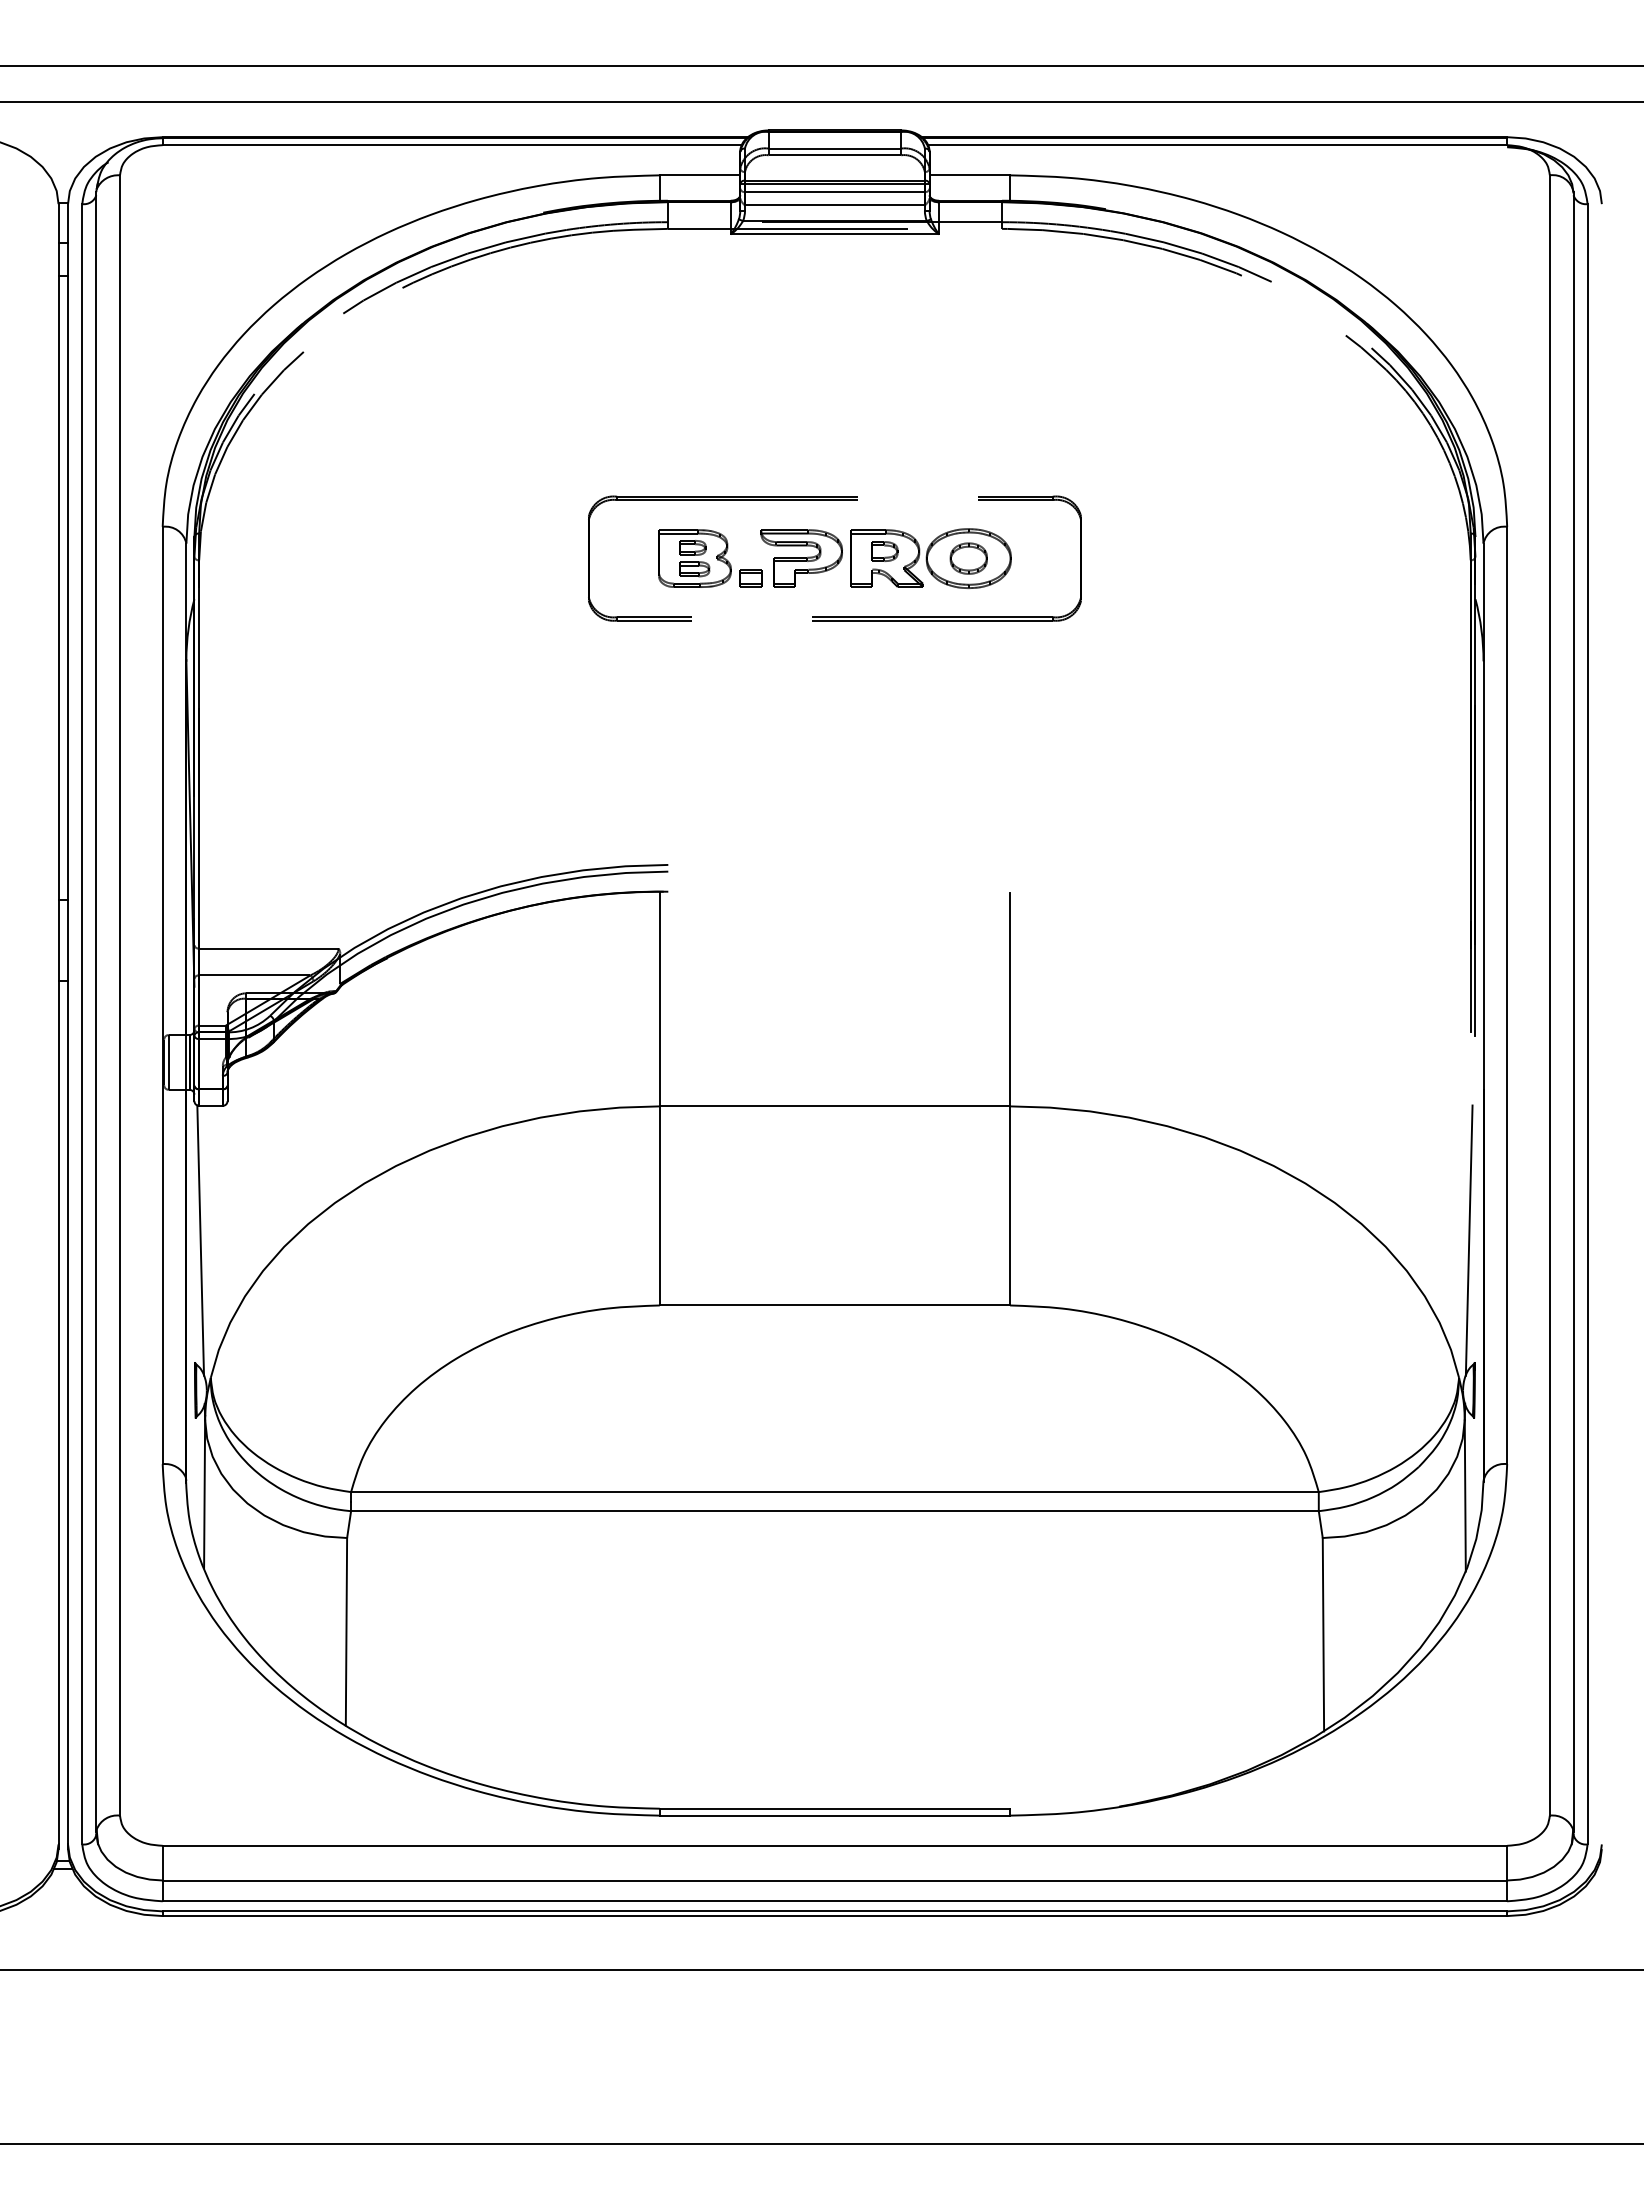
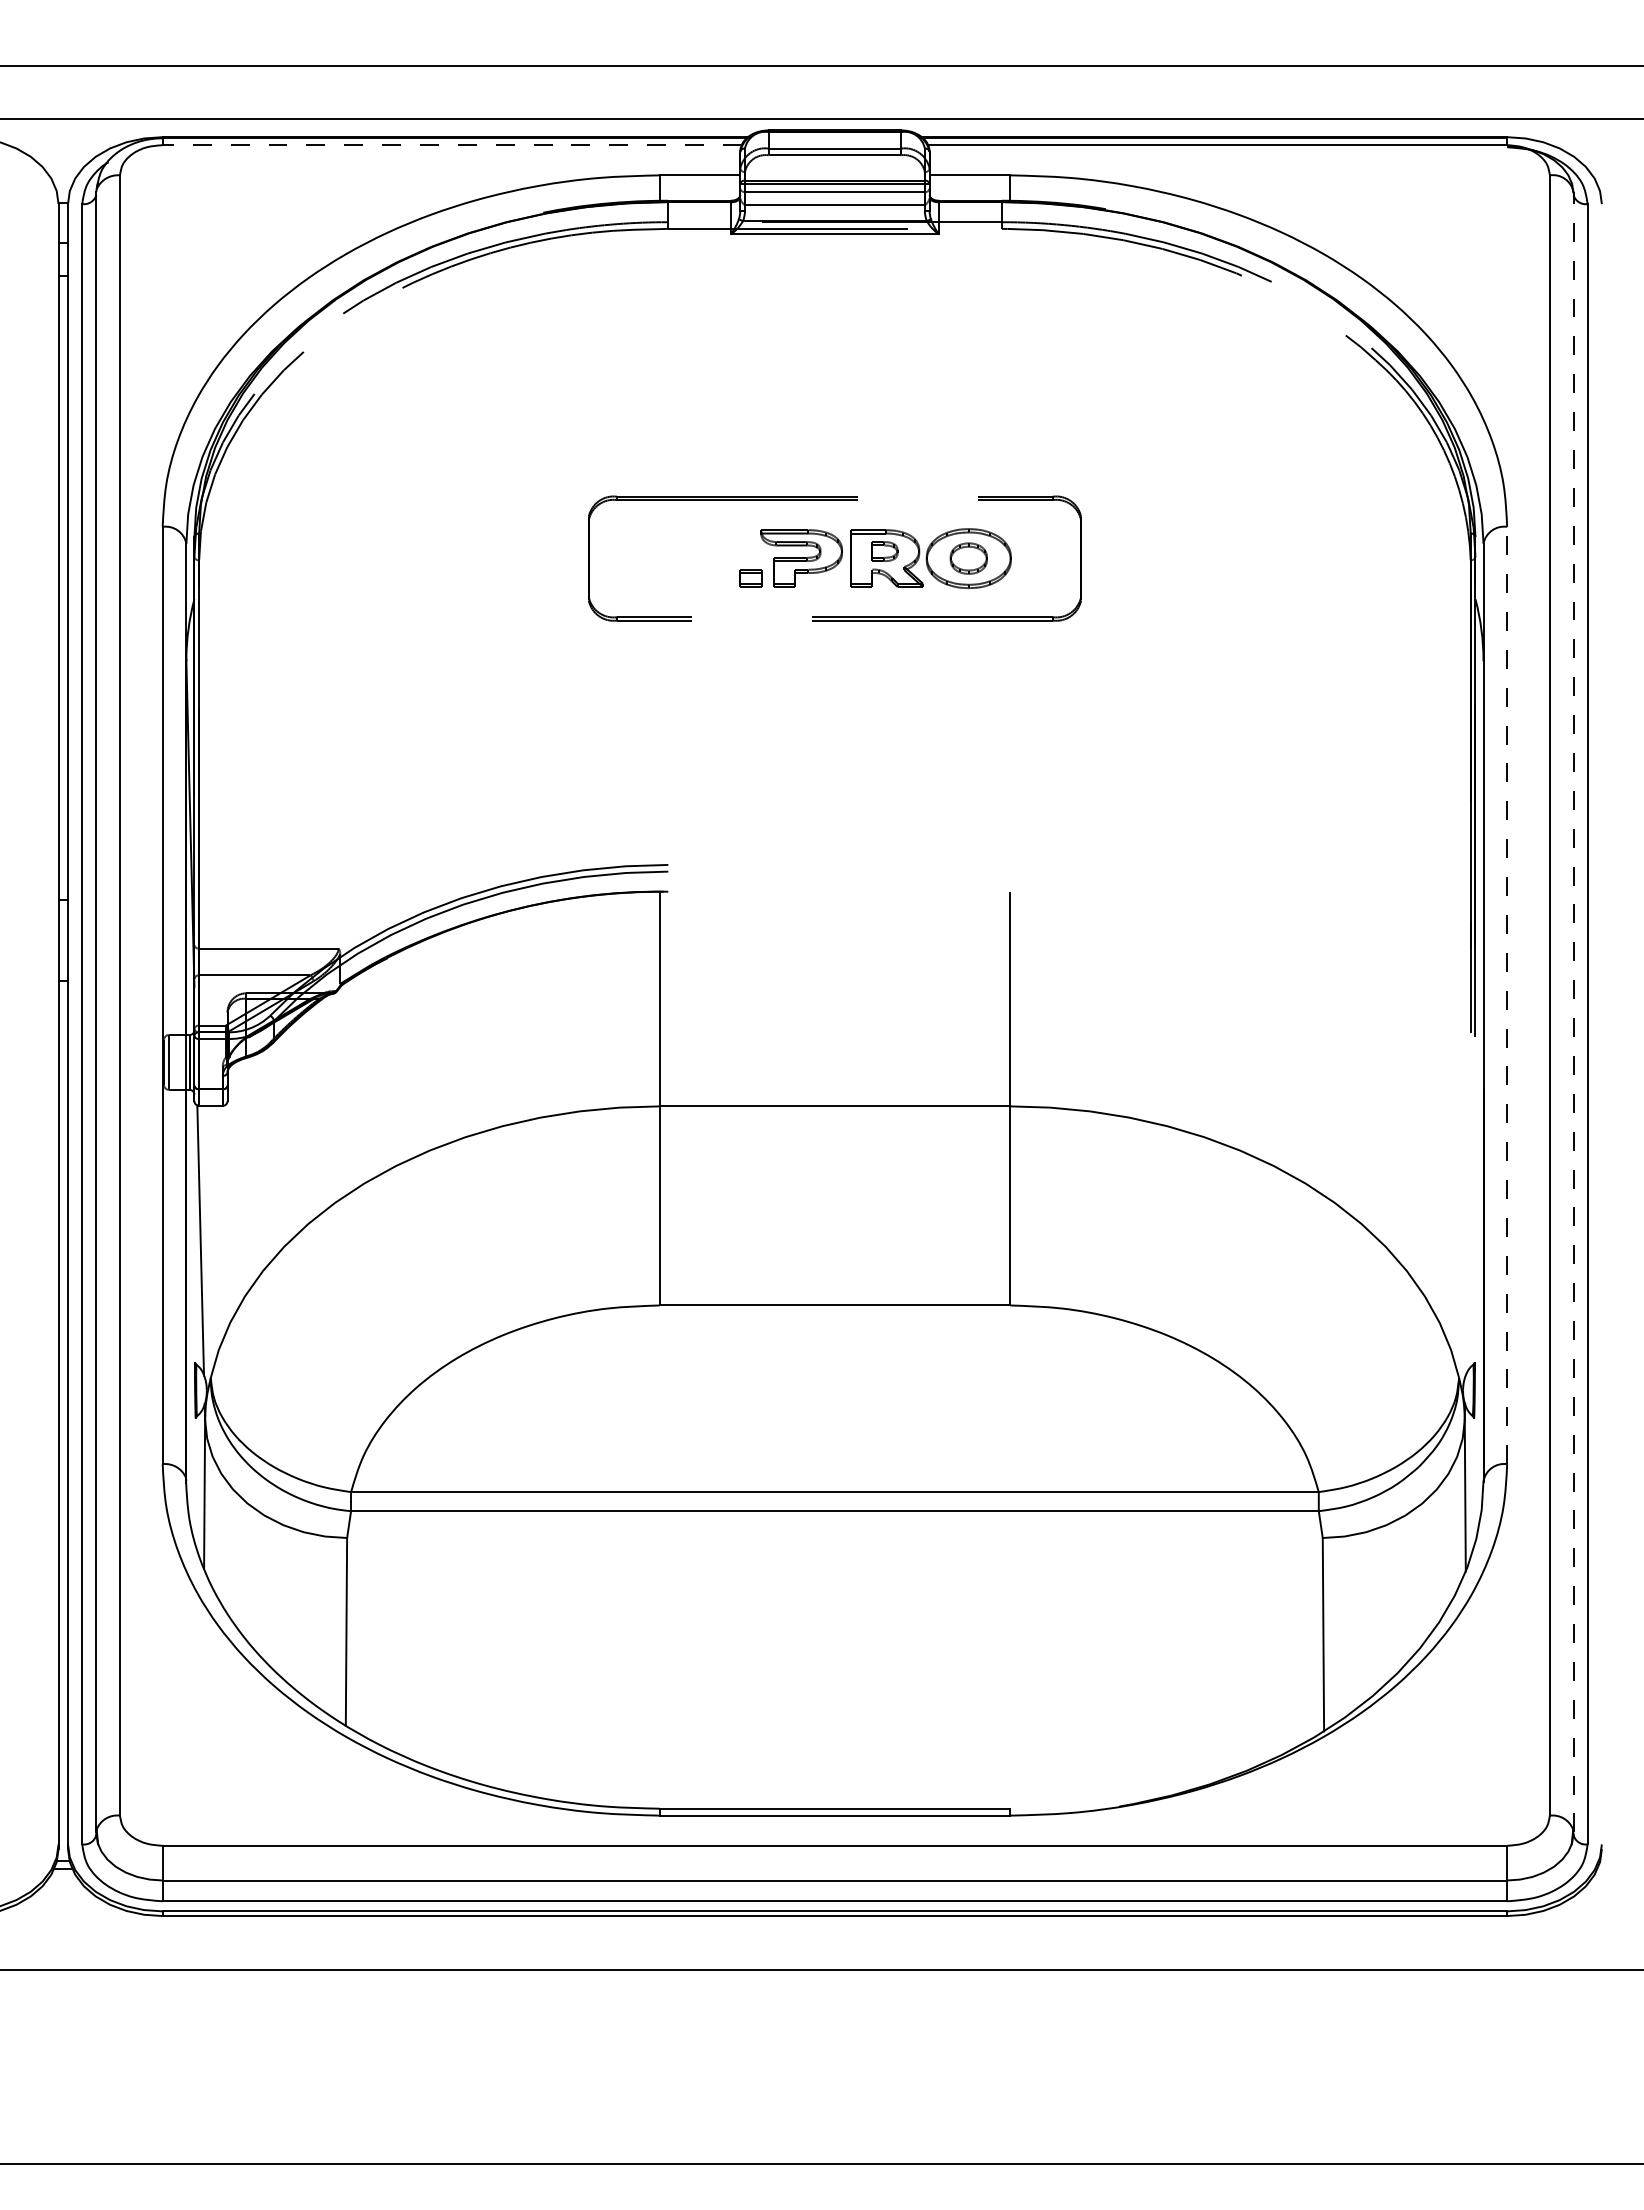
line position: (821, 102) -> (821, 119) (821, 119)
line: solid -> dashed (452, 145)
part: present -> none (694, 558)
line: solid -> dashed (1507, 995)
line: solid -> dashed (1573, 1011)
line: present -> none (1468, 1240)
line position: (821, 2143) -> (821, 2163) (821, 2163)
